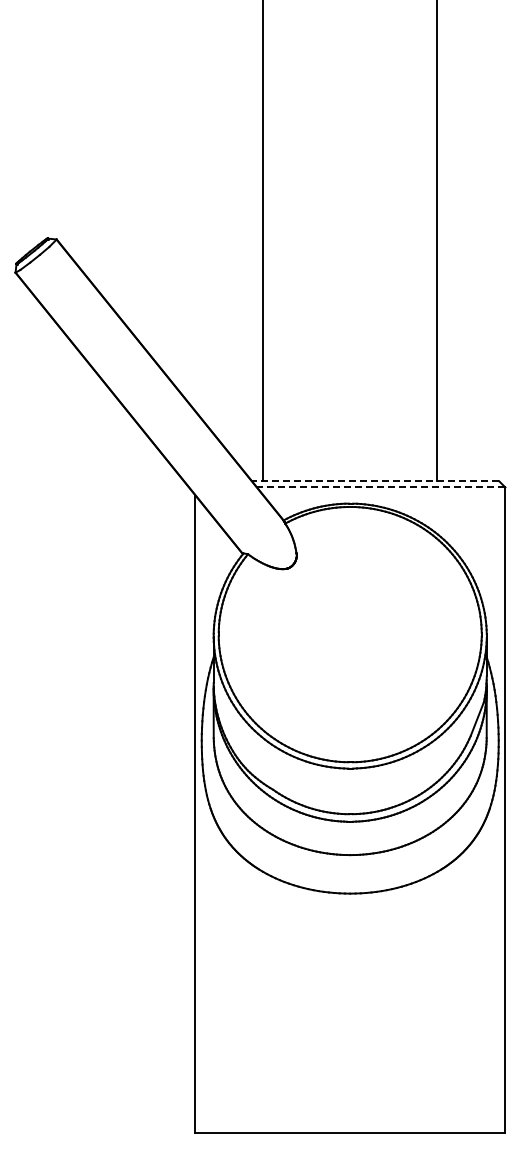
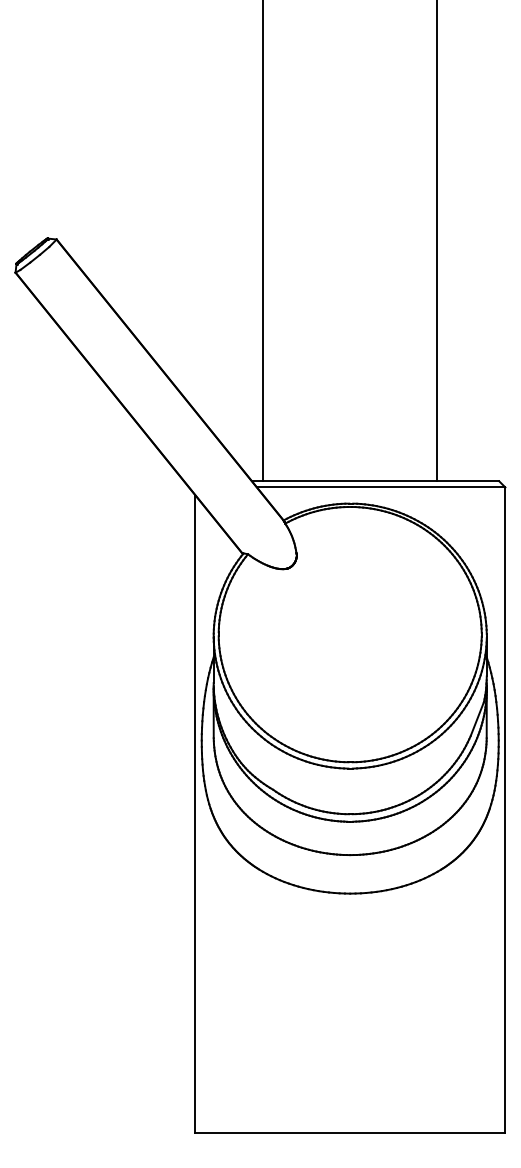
line: dashed -> solid (375, 481)
line: dashed -> solid (380, 487)
